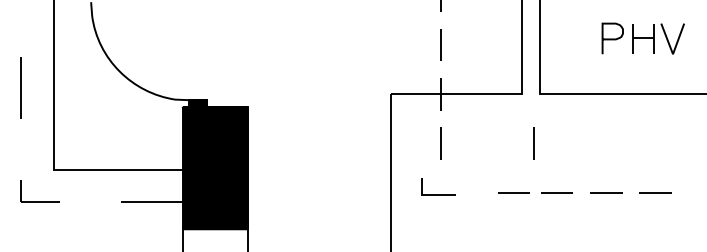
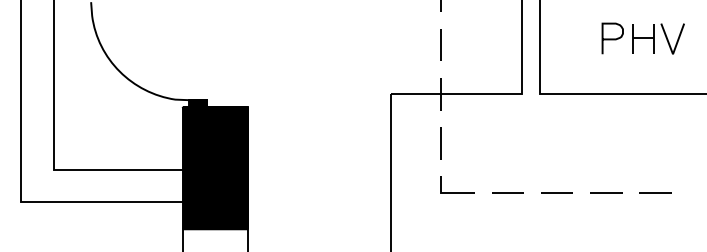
line: present -> none (533, 143)
line: dashed -> solid (21, 182)
line position: (513, 192) -> (507, 192) (507, 192)
line position: (438, 194) -> (457, 192) (457, 192)
